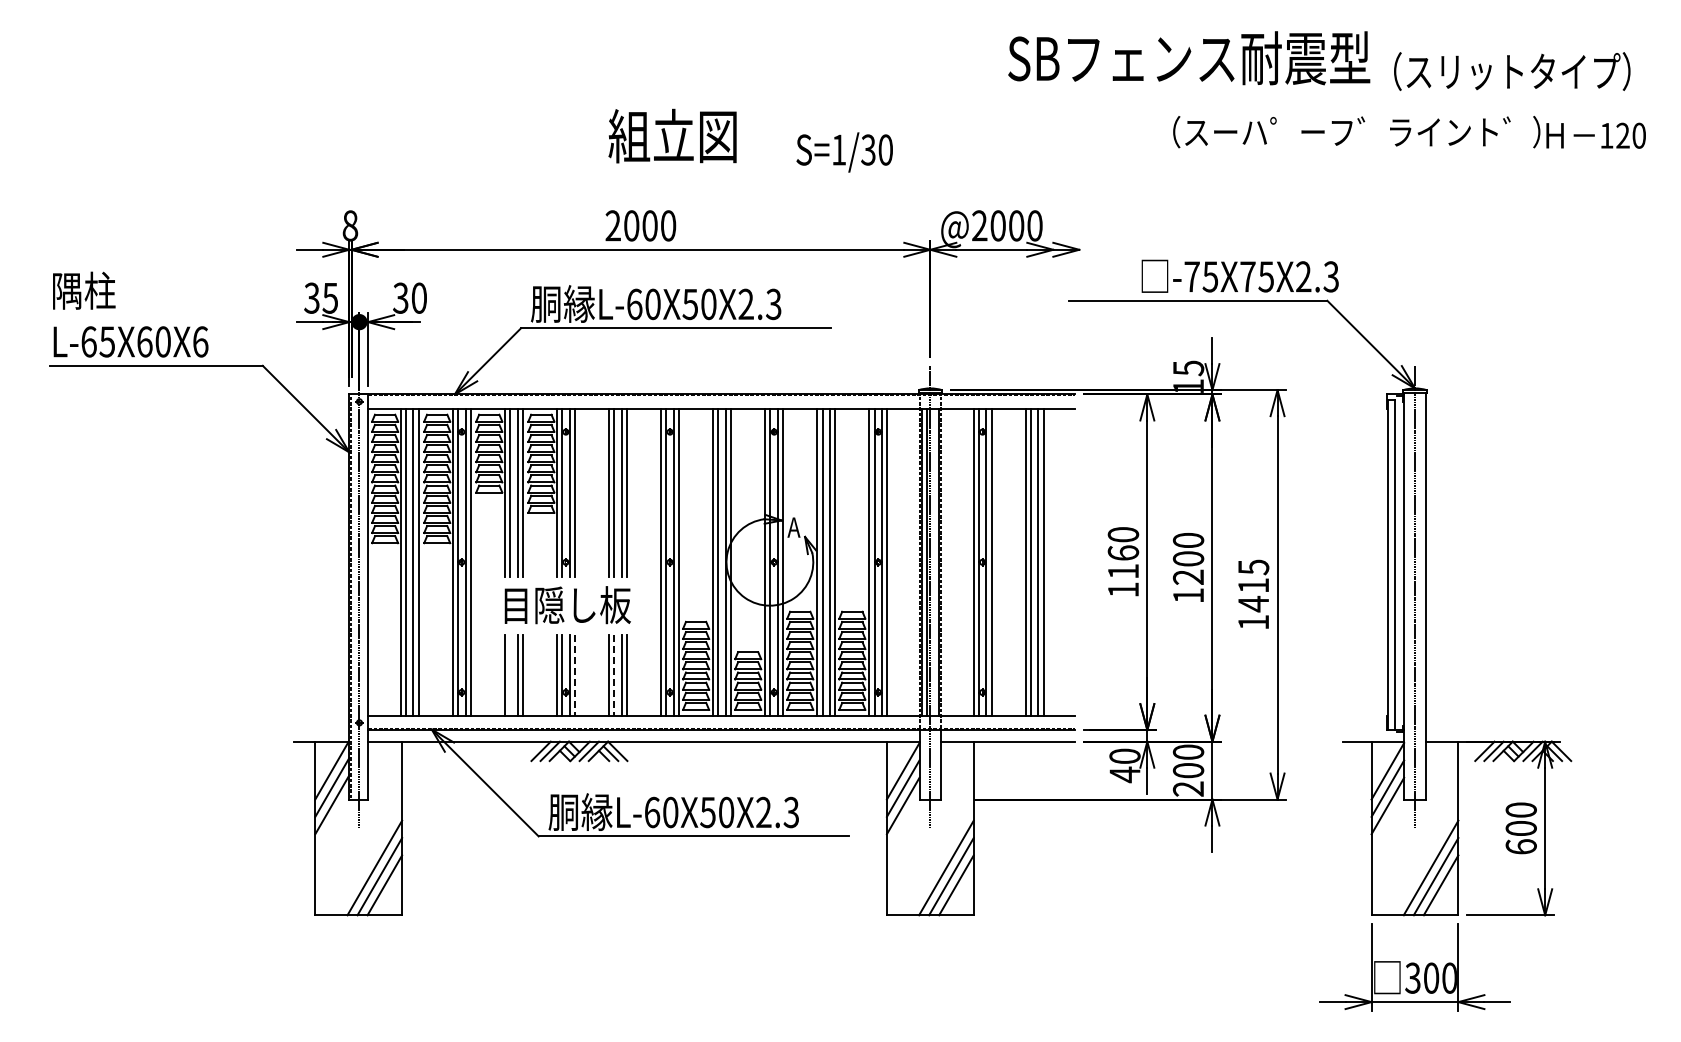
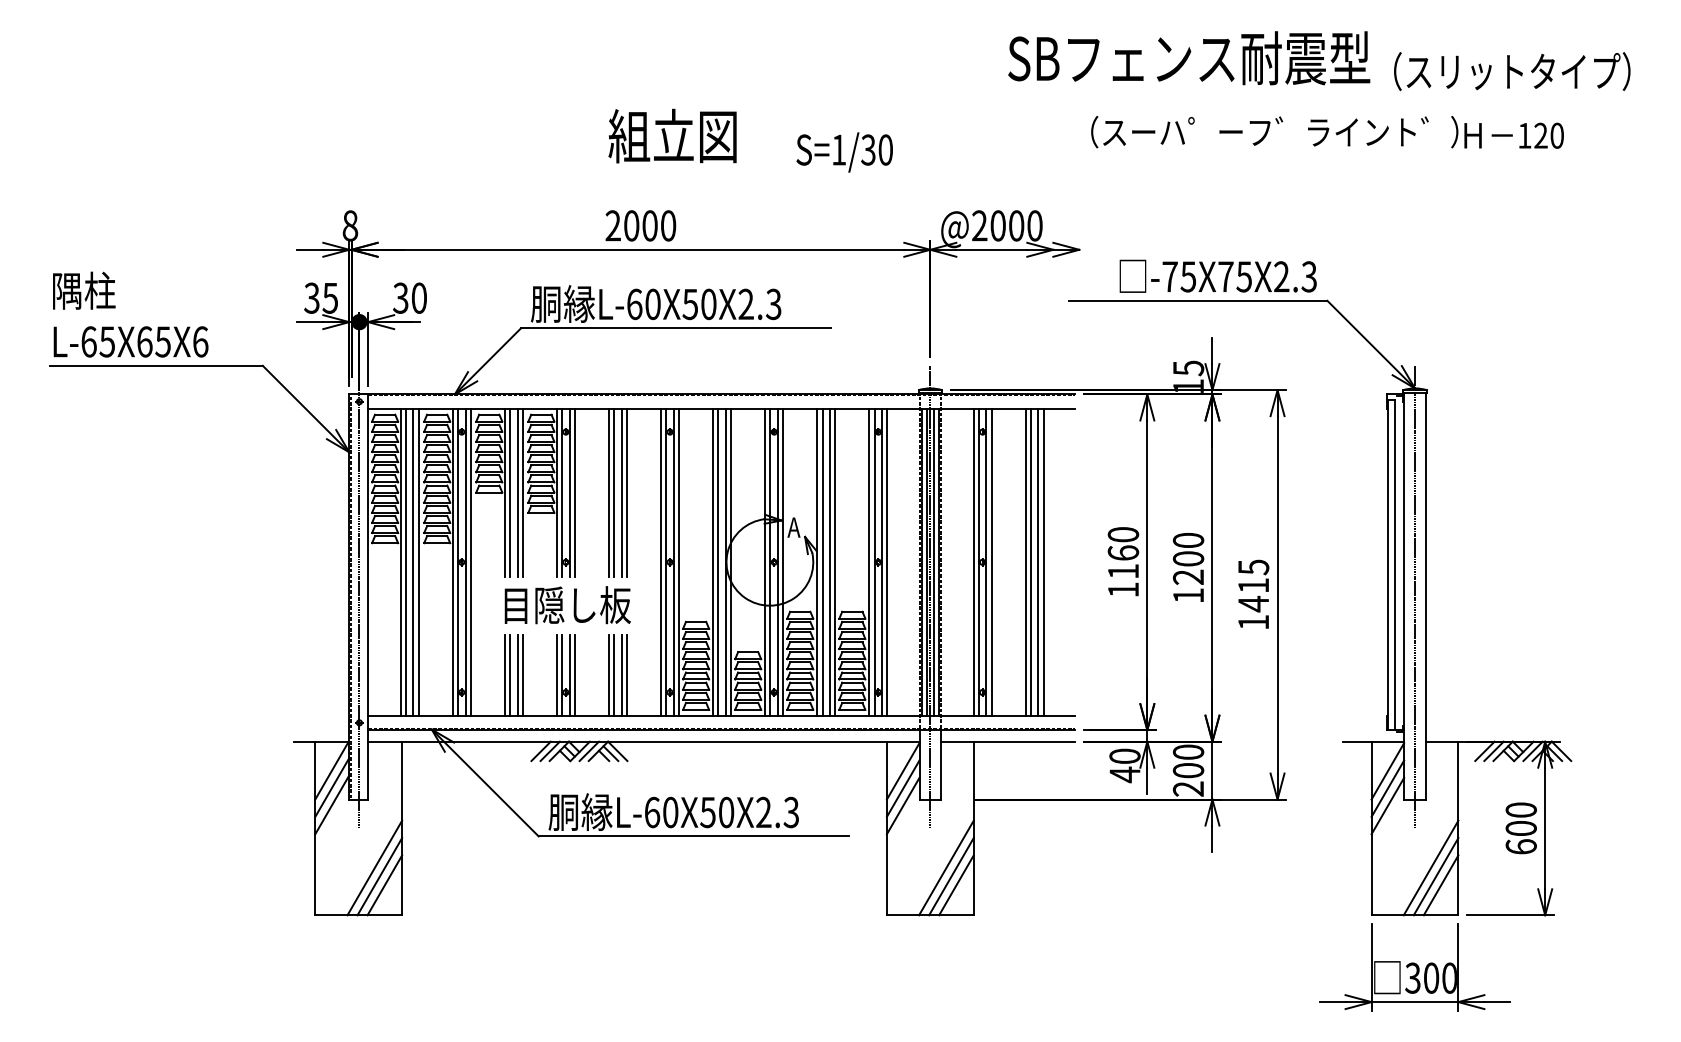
text position: (1409, 132) -> (1327, 132) (1327, 132)
text position: (1239, 275) -> (1217, 275) (1217, 275)
text: L-65X60X6 -> L-65X65X6 (162, 341)
line: none -> present (934, 561)
line: none -> present (510, 674)
line: dashed -> solid (574, 675)
line: dashed -> solid (614, 675)
